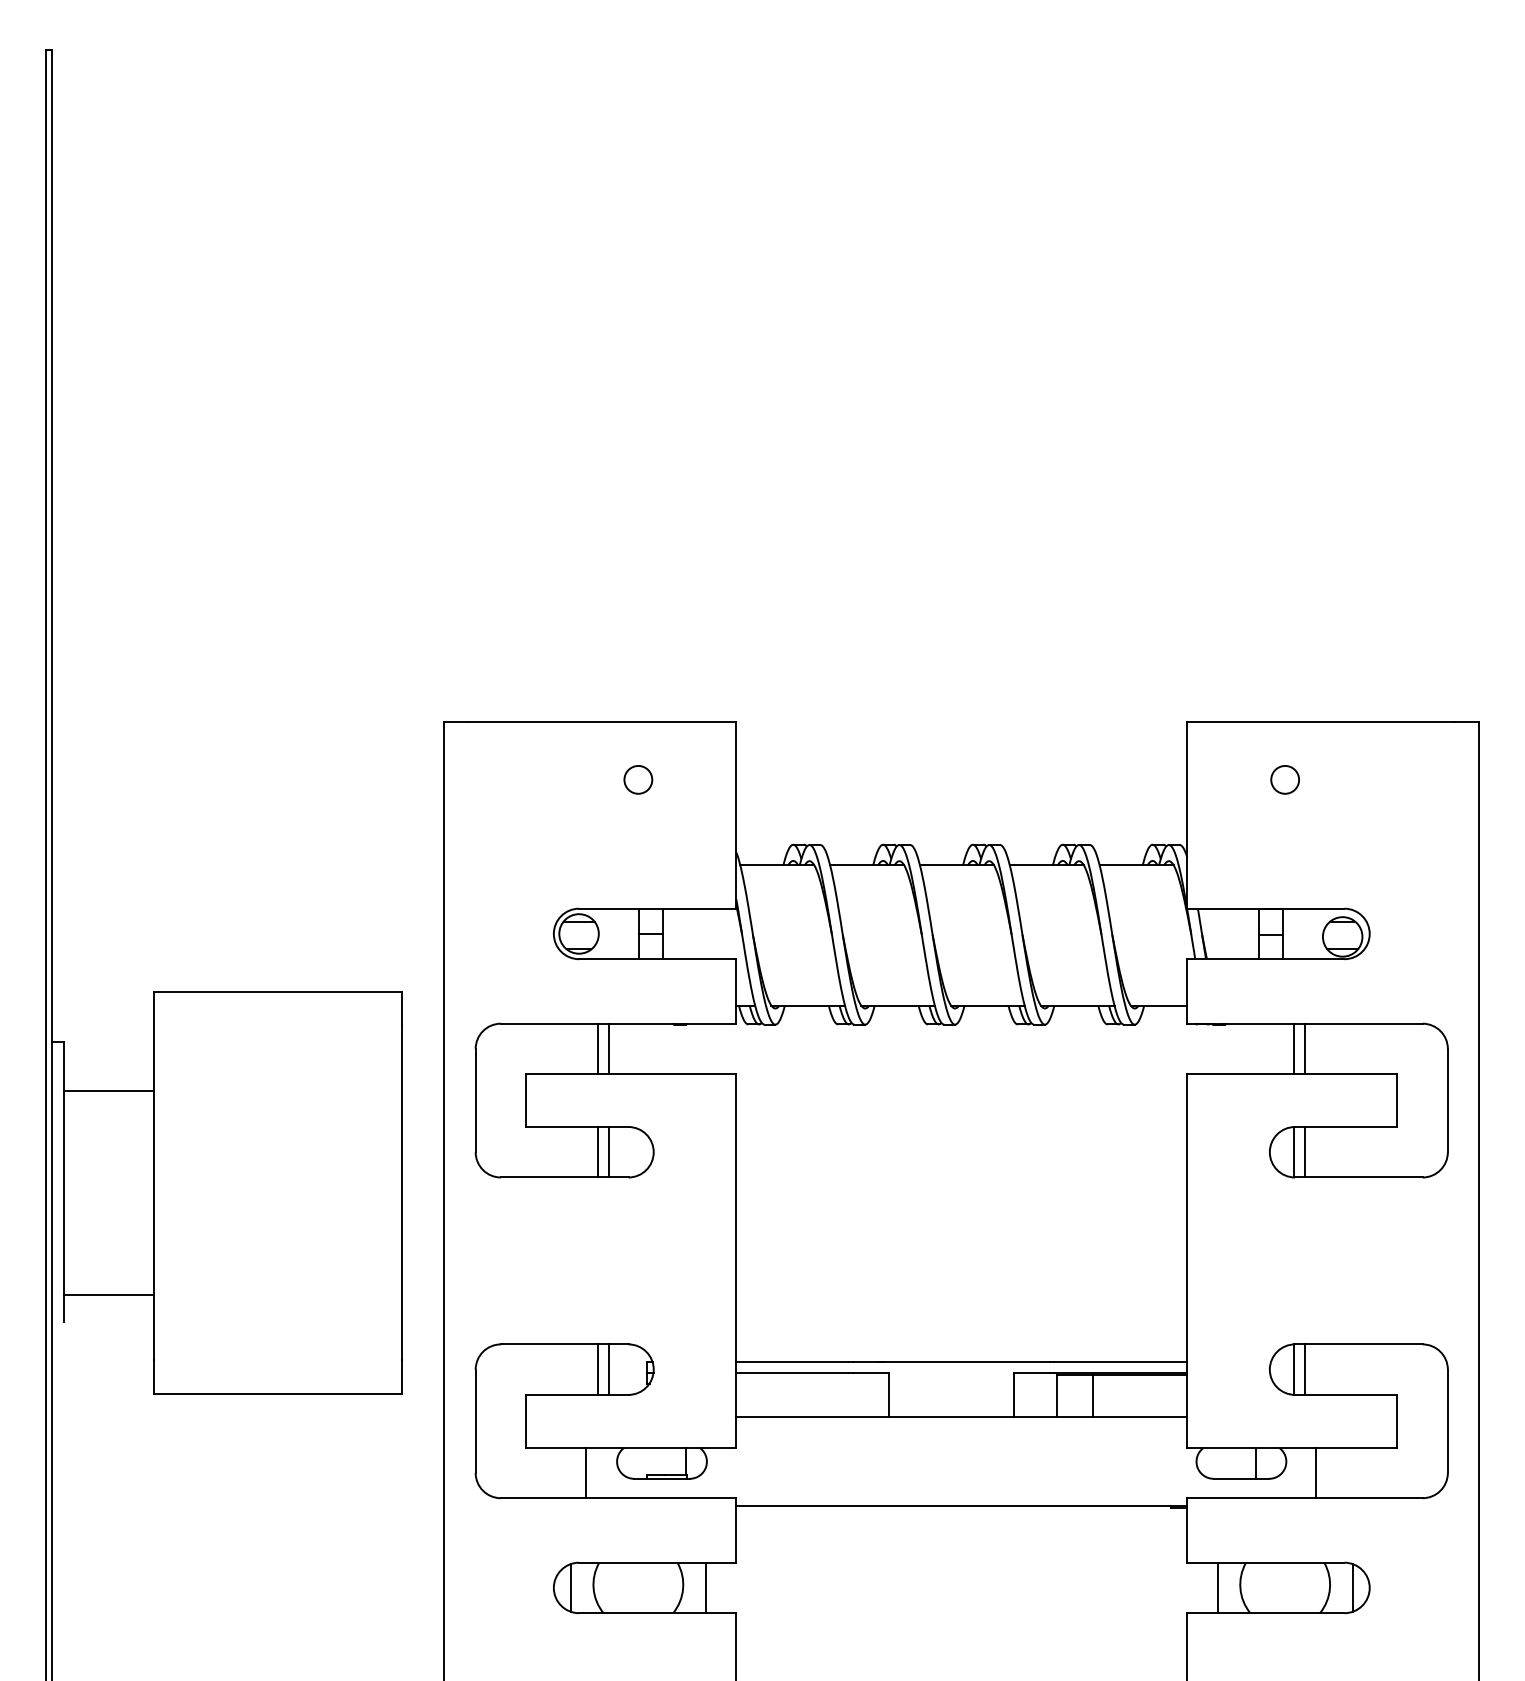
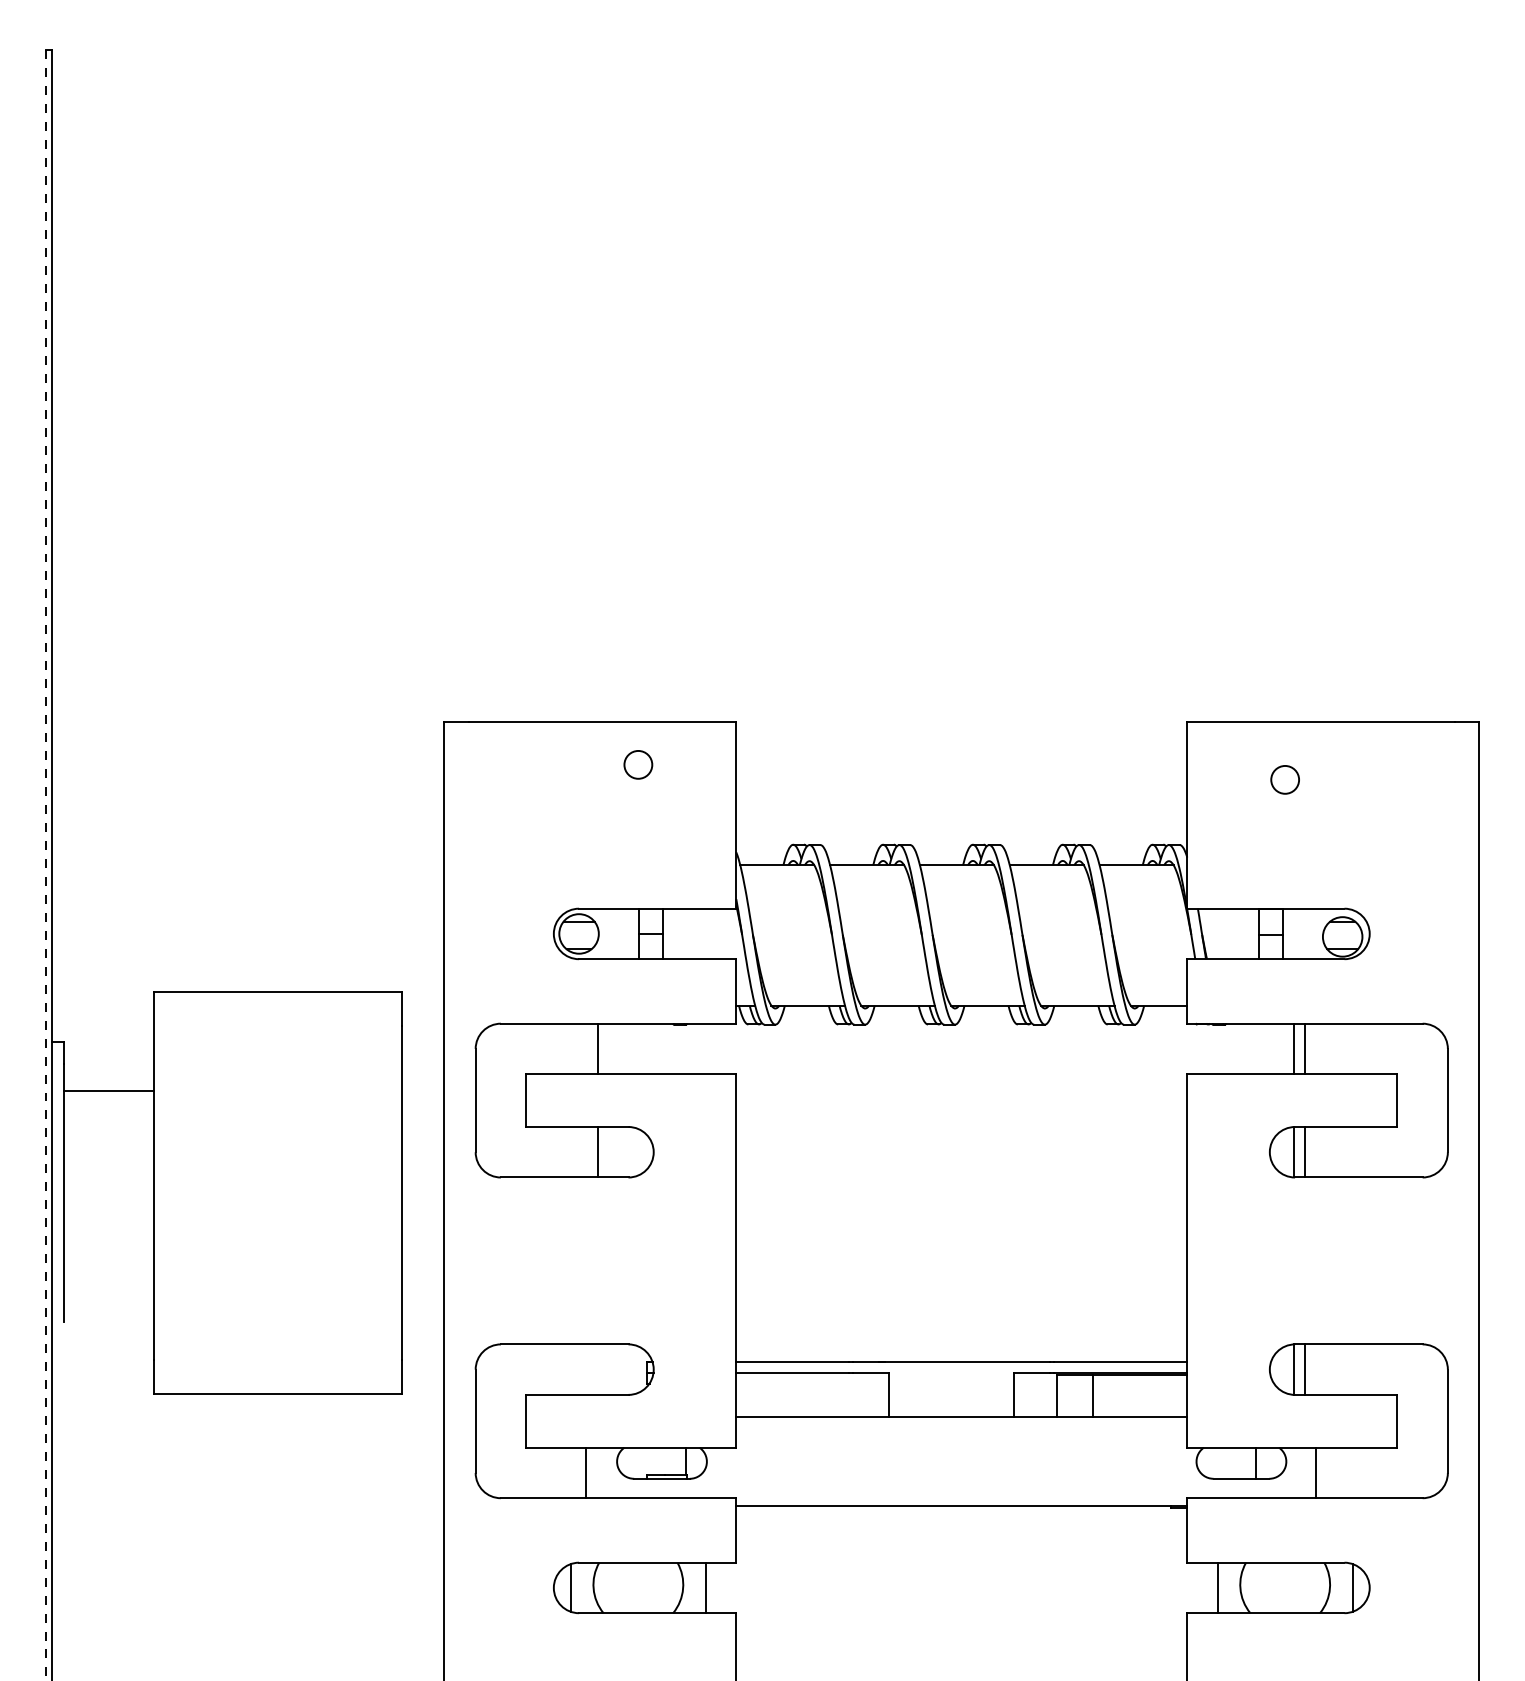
circle position: (638, 779) -> (638, 764) (638, 764)
line: solid -> dashed (45, 866)
line: present -> none (608, 1048)
line: present -> none (608, 1152)
line: present -> none (108, 1295)
line: present -> none (597, 1369)
line: present -> none (608, 1369)
